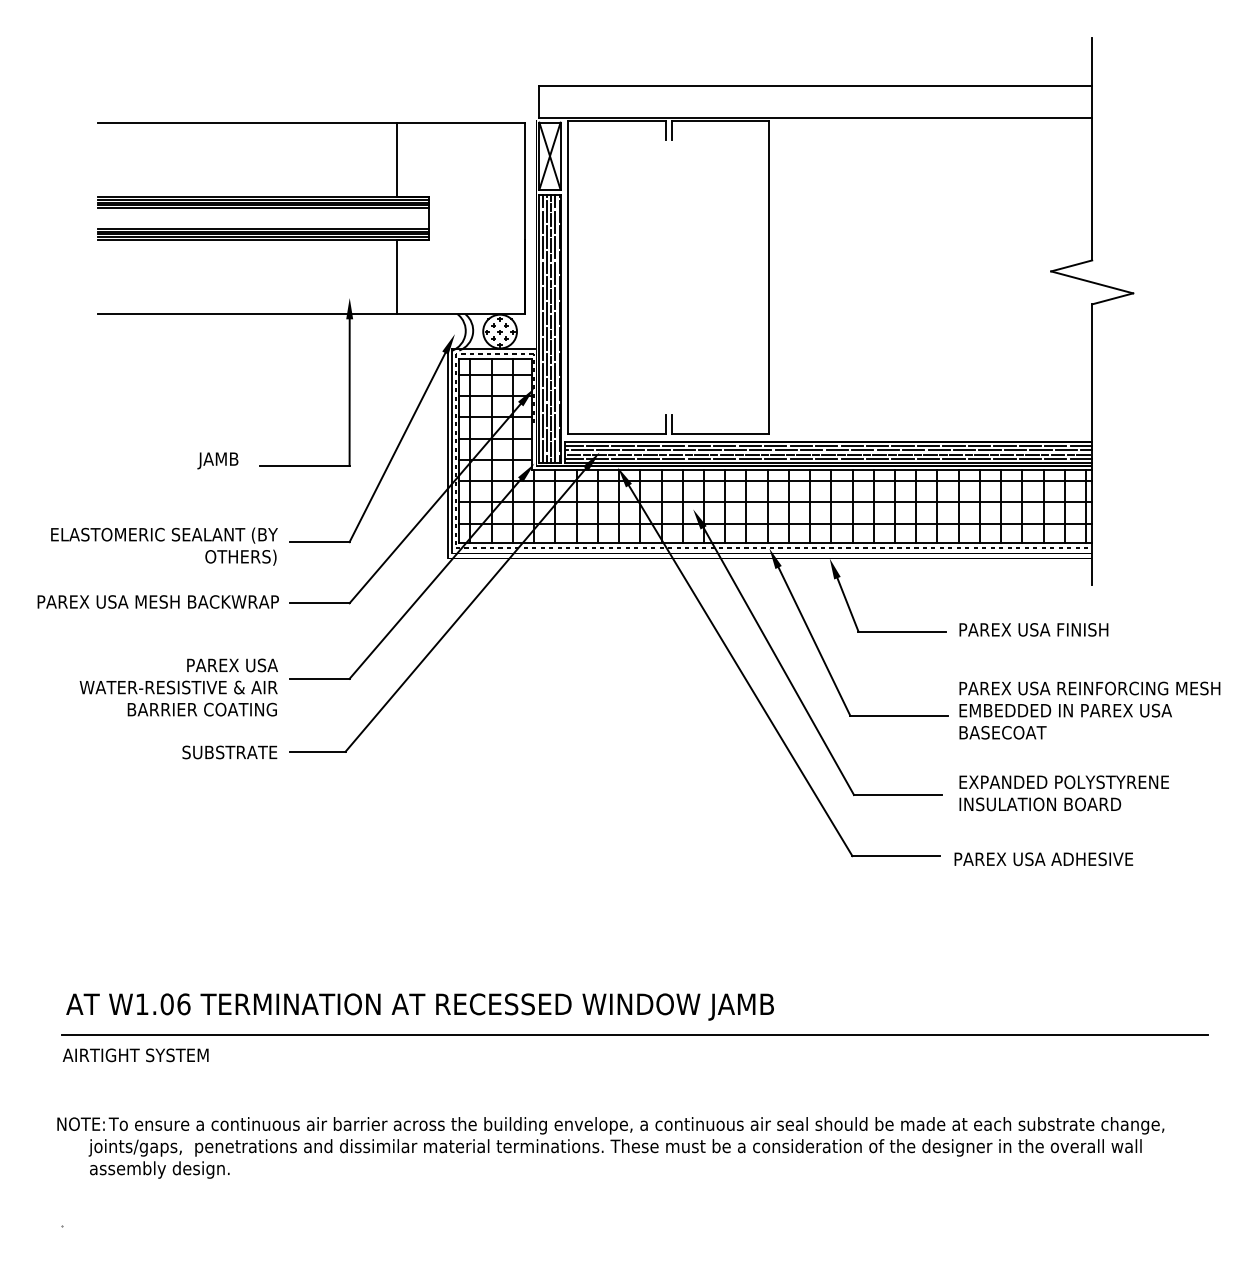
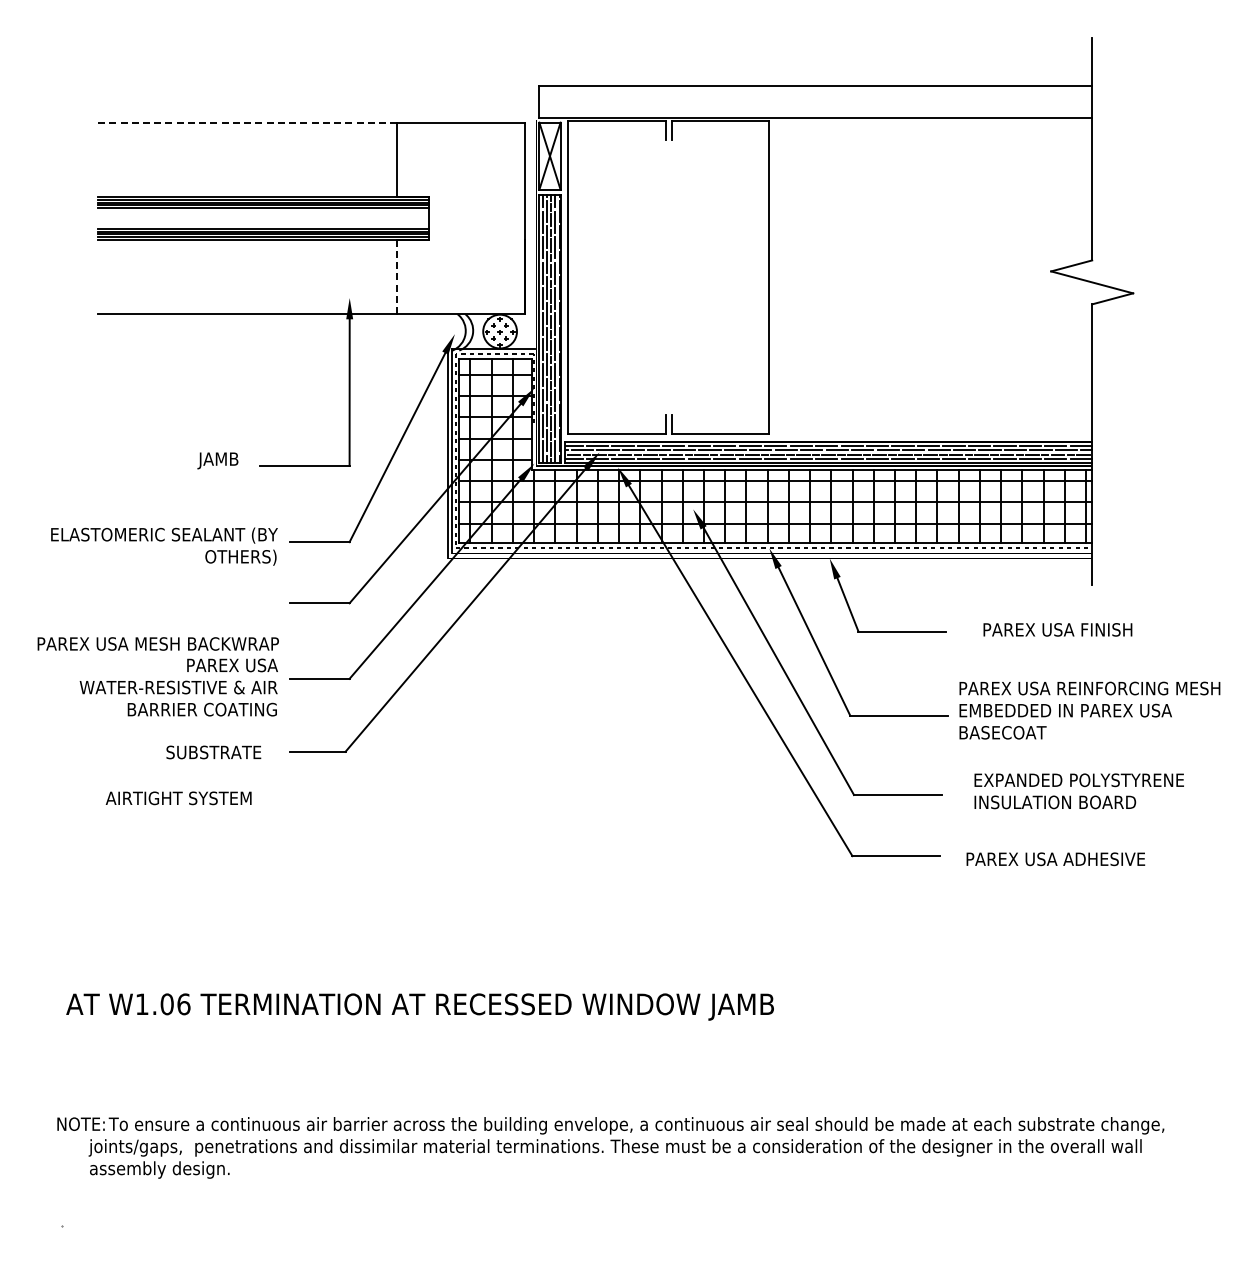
line: solid -> dashed (247, 123)
line: solid -> dashed (397, 276)
text position: (157, 601) -> (157, 643) (157, 643)
text position: (1033, 629) -> (1057, 629) (1057, 629)
text position: (229, 752) -> (213, 752) (213, 752)
text position: (1063, 793) -> (1078, 791) (1078, 791)
text position: (1043, 859) -> (1055, 859) (1055, 859)
line: present -> none (634, 1035)
text position: (135, 1055) -> (178, 798) (178, 798)
